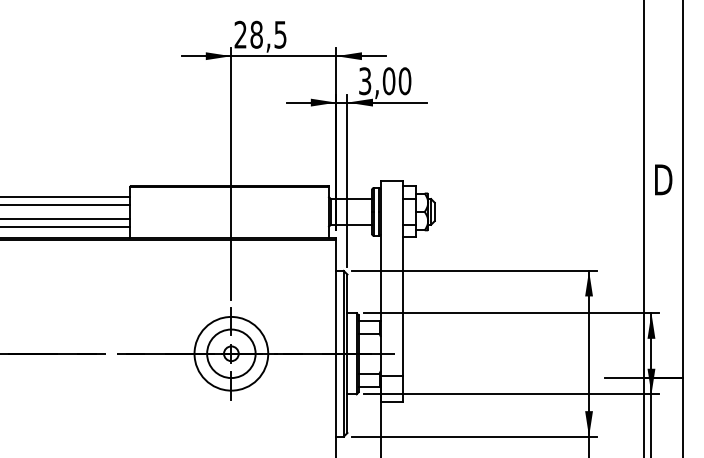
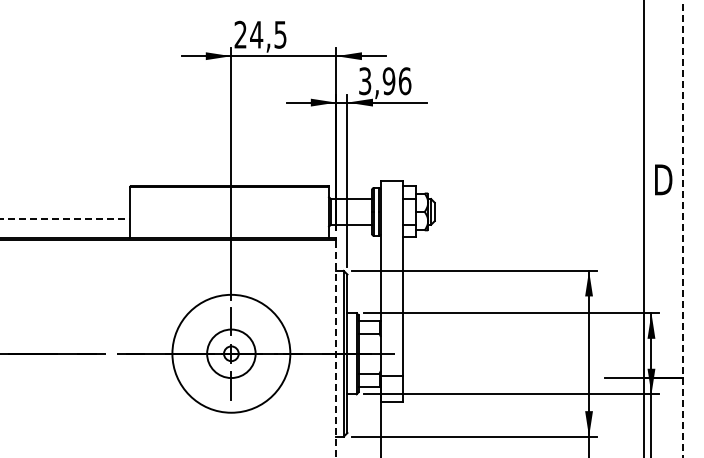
text: 28,5 -> 24,5 (256, 34)
text: 3,00 -> 3,96 (396, 81)
line: present -> none (66, 197)
line: present -> none (66, 204)
line: solid -> dashed (65, 218)
line: present -> none (66, 226)
line: solid -> dashed (682, 229)
line: solid -> dashed (336, 348)
circle diameter: 74 px -> 118 px (231, 353)
